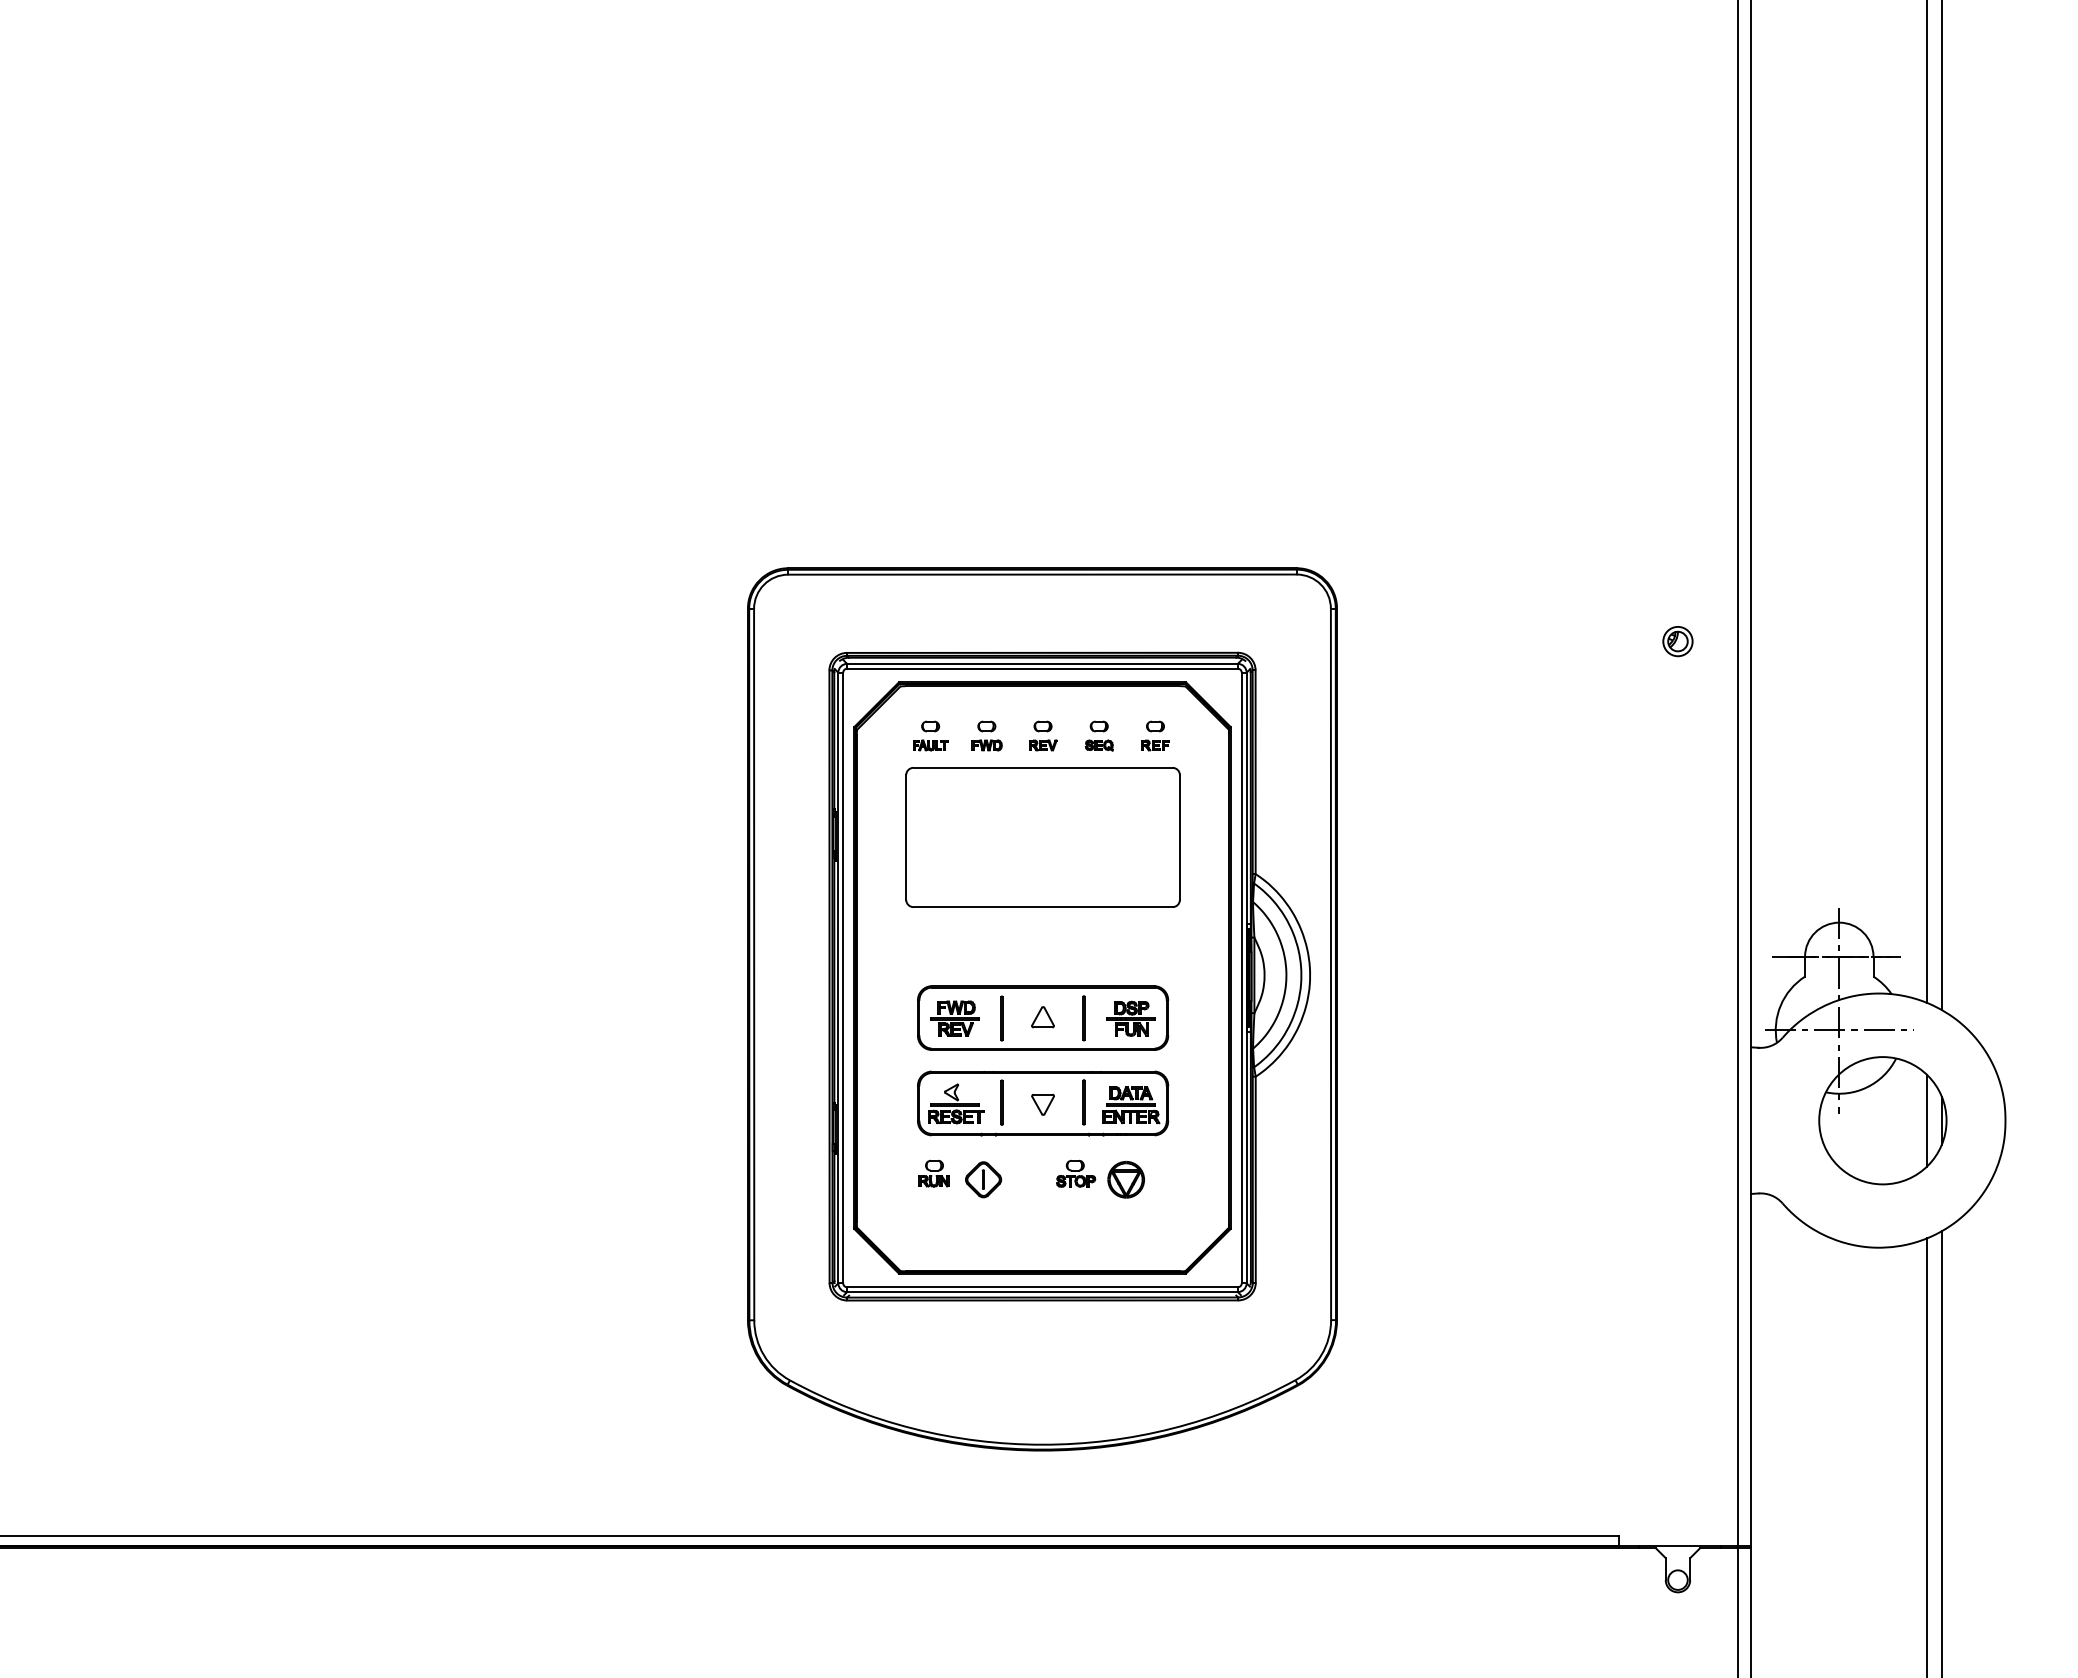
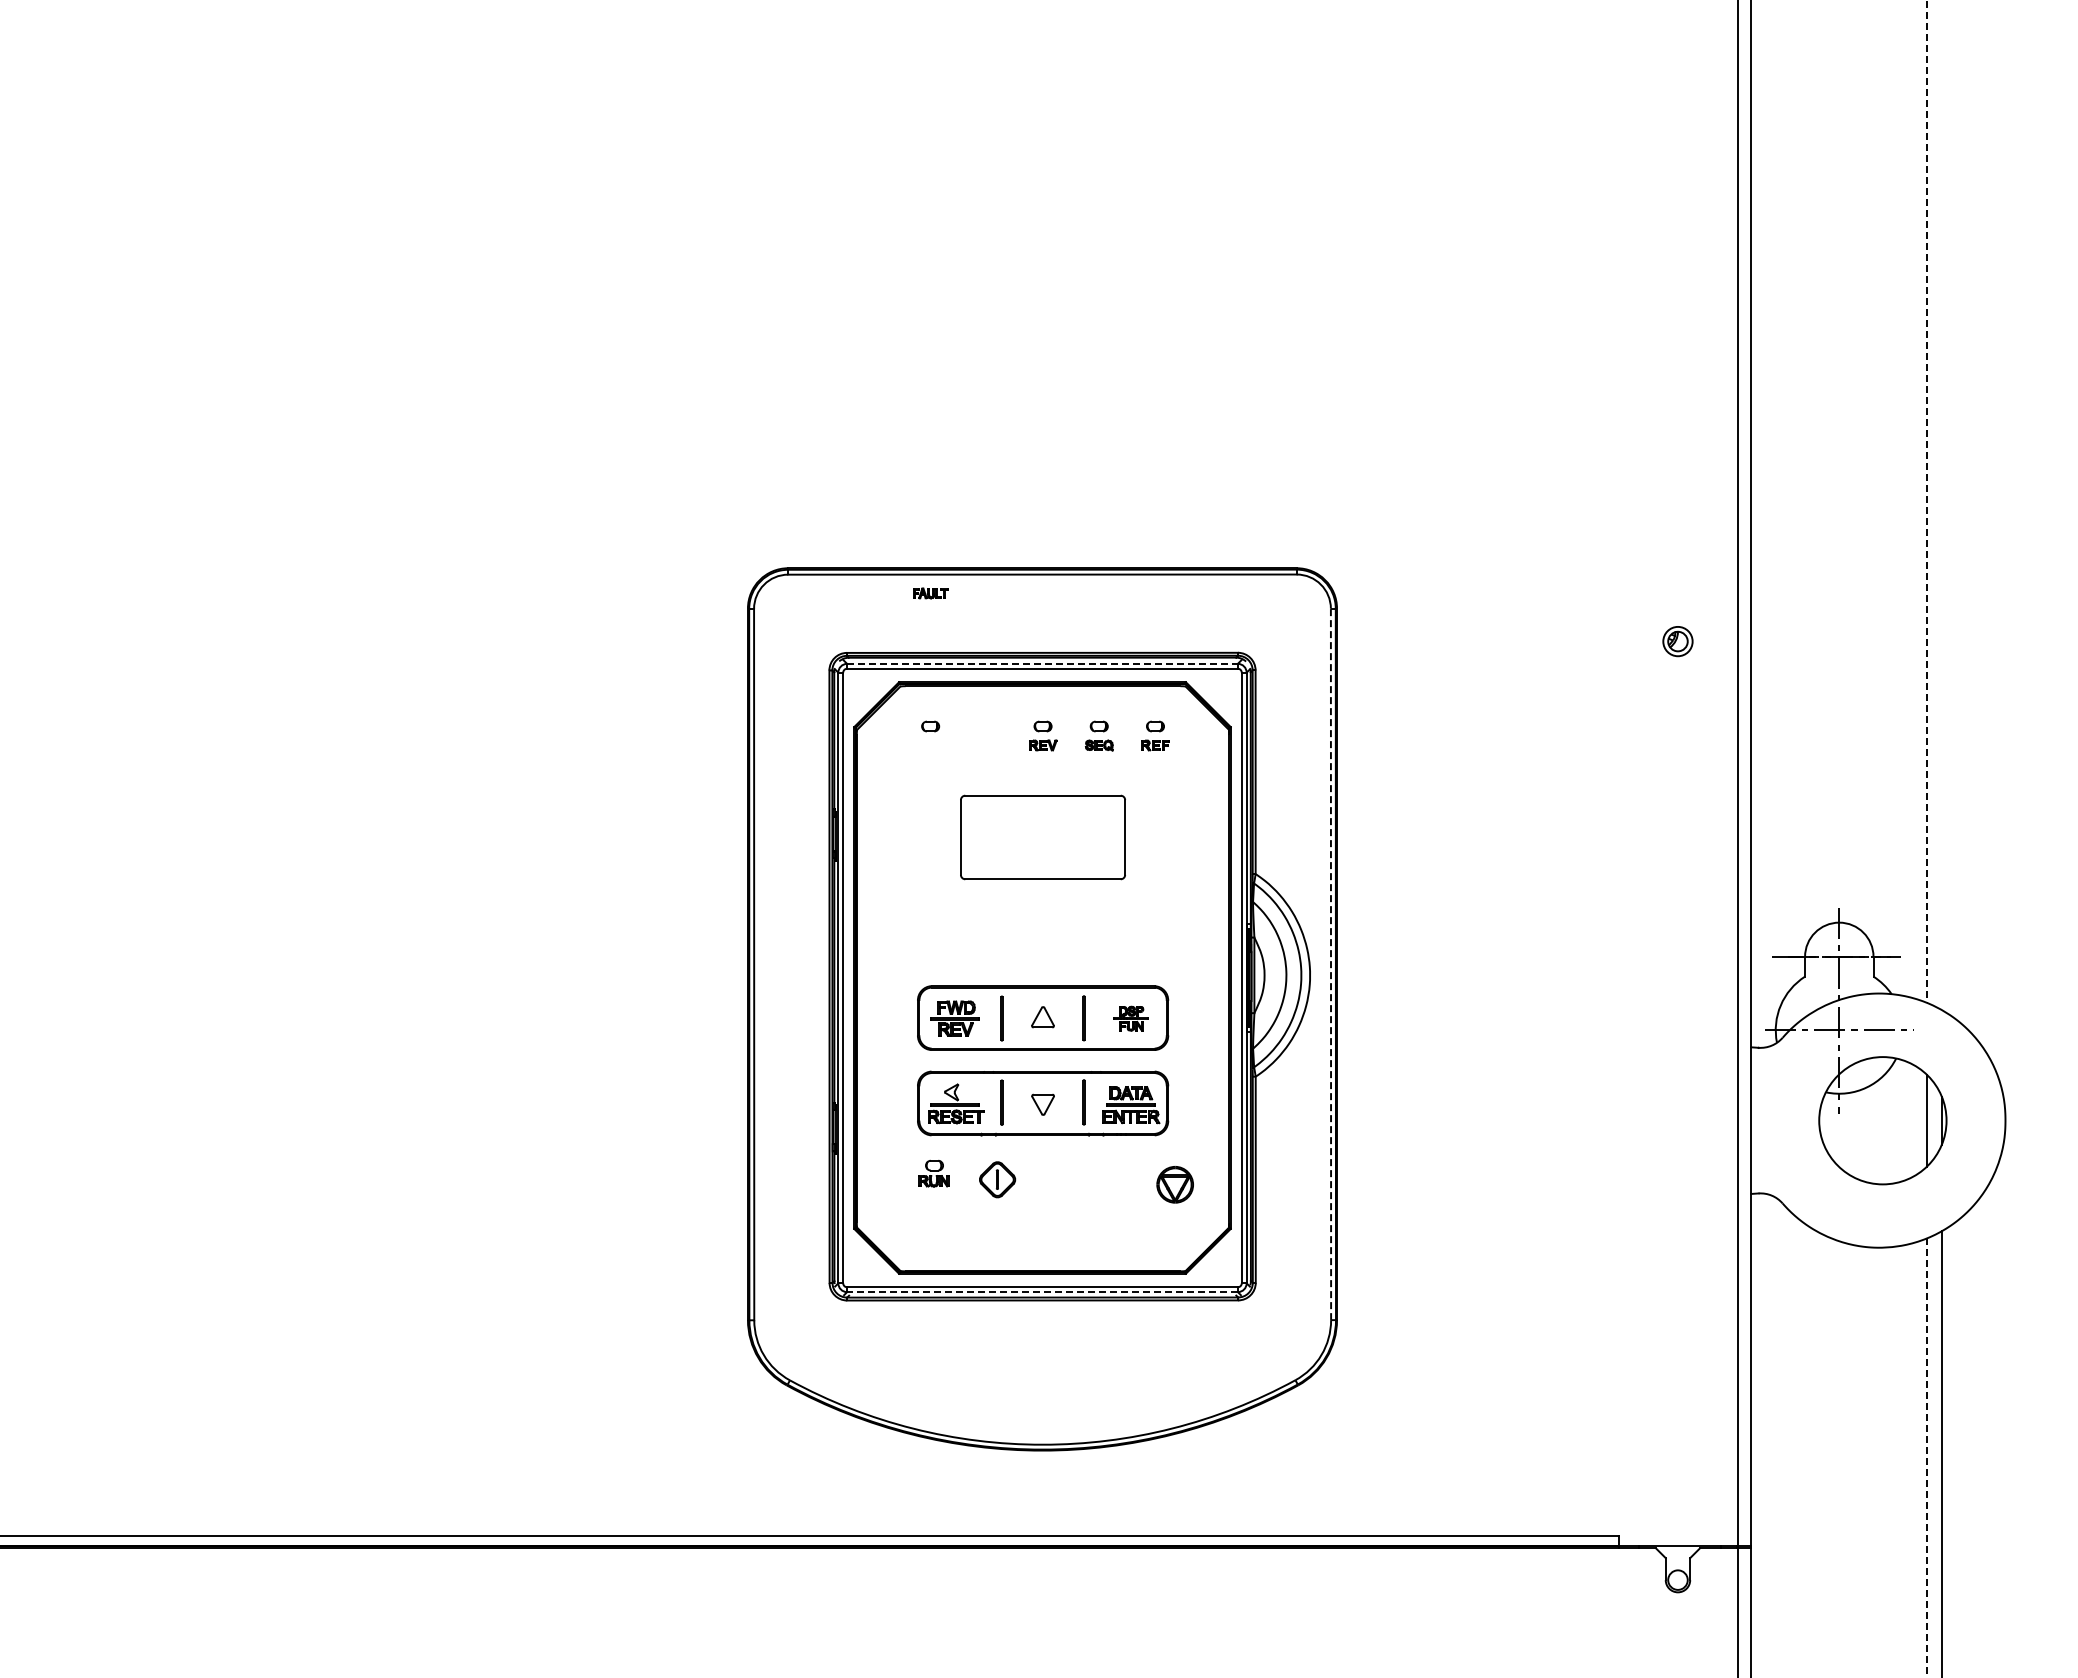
line: solid -> dashed (1926, 501)
line: present -> none (1941, 506)
line: solid -> dashed (1043, 663)
part: present -> none (986, 735)
part position: (930, 745) -> (930, 593) (930, 593)
part size: 276x141 px -> 166x87 px (1042, 837)
line: solid -> dashed (1331, 964)
part size: 50x37 px -> 36x27 px (1130, 1018)
part: present -> none (1076, 1173)
part position: (983, 1179) -> (997, 1179) (997, 1179)
part position: (1125, 1179) -> (1174, 1184) (1174, 1184)
line: solid -> dashed (1042, 1292)
line: solid -> dashed (1926, 1458)
